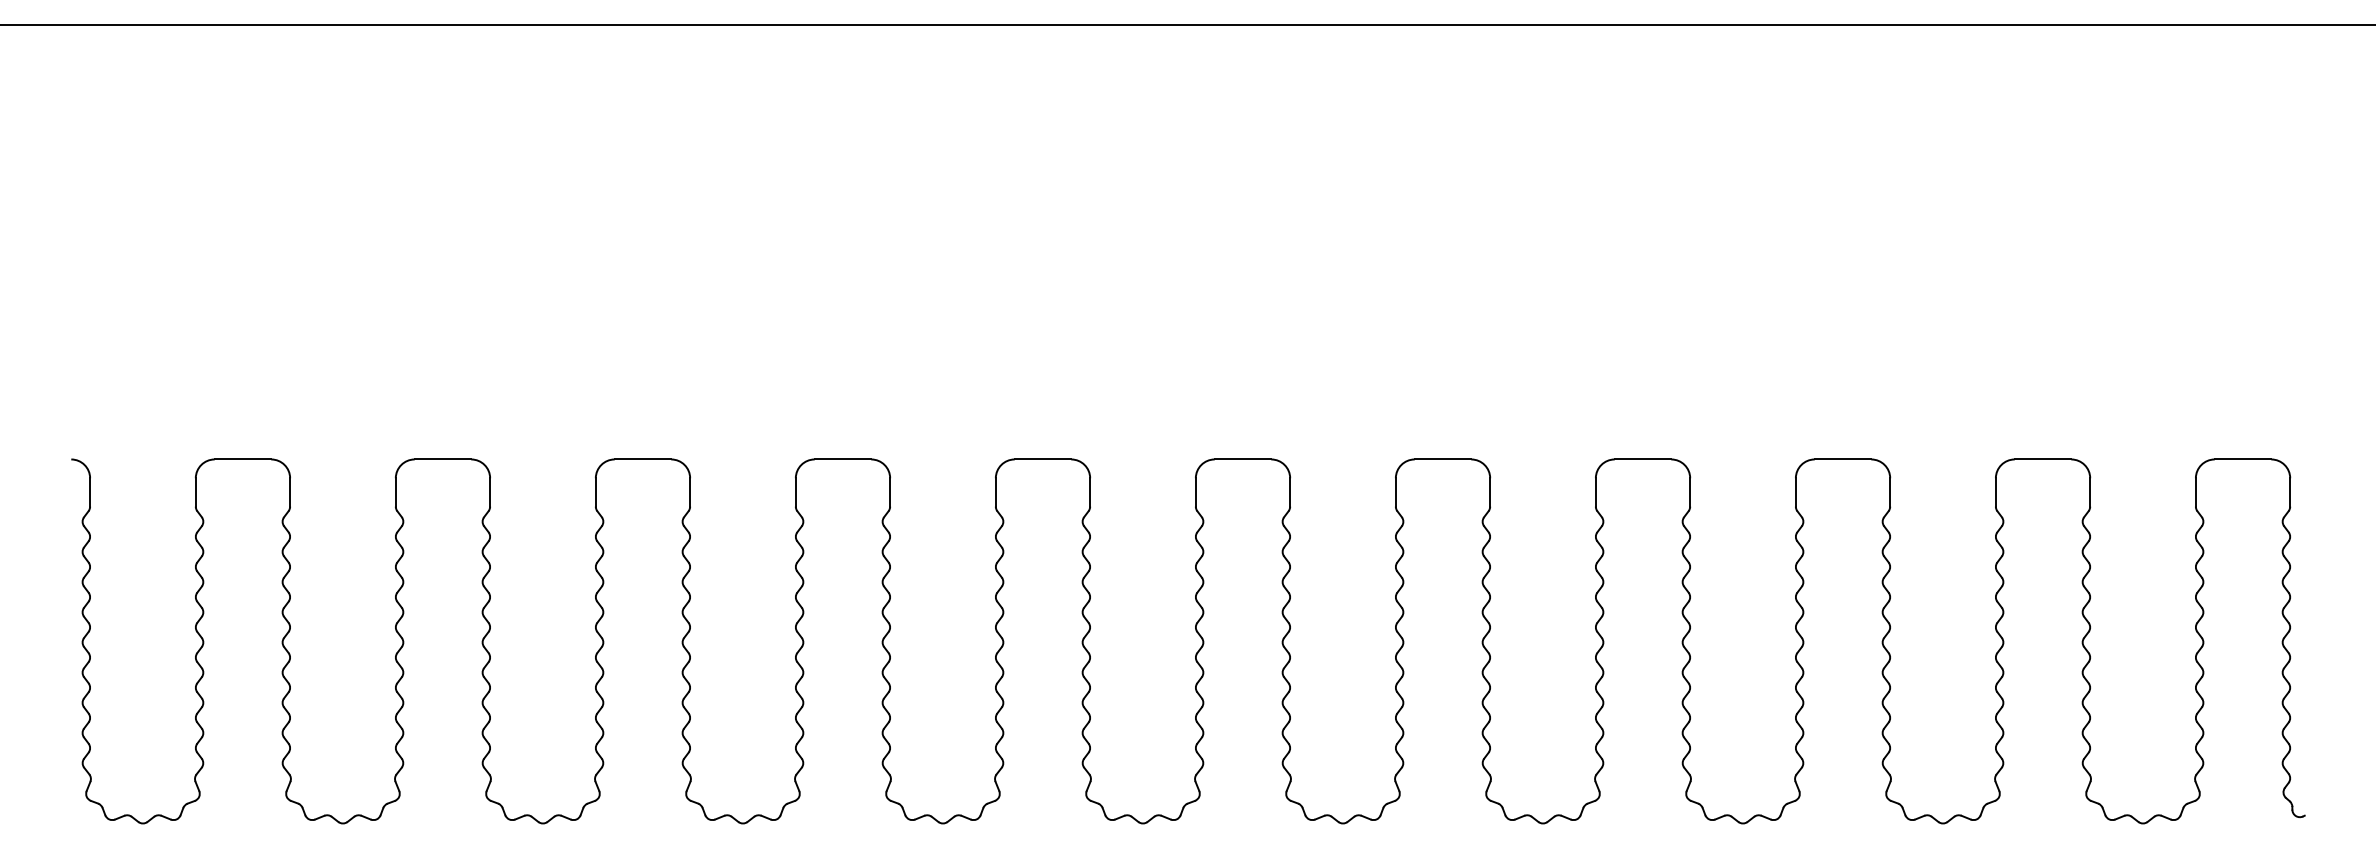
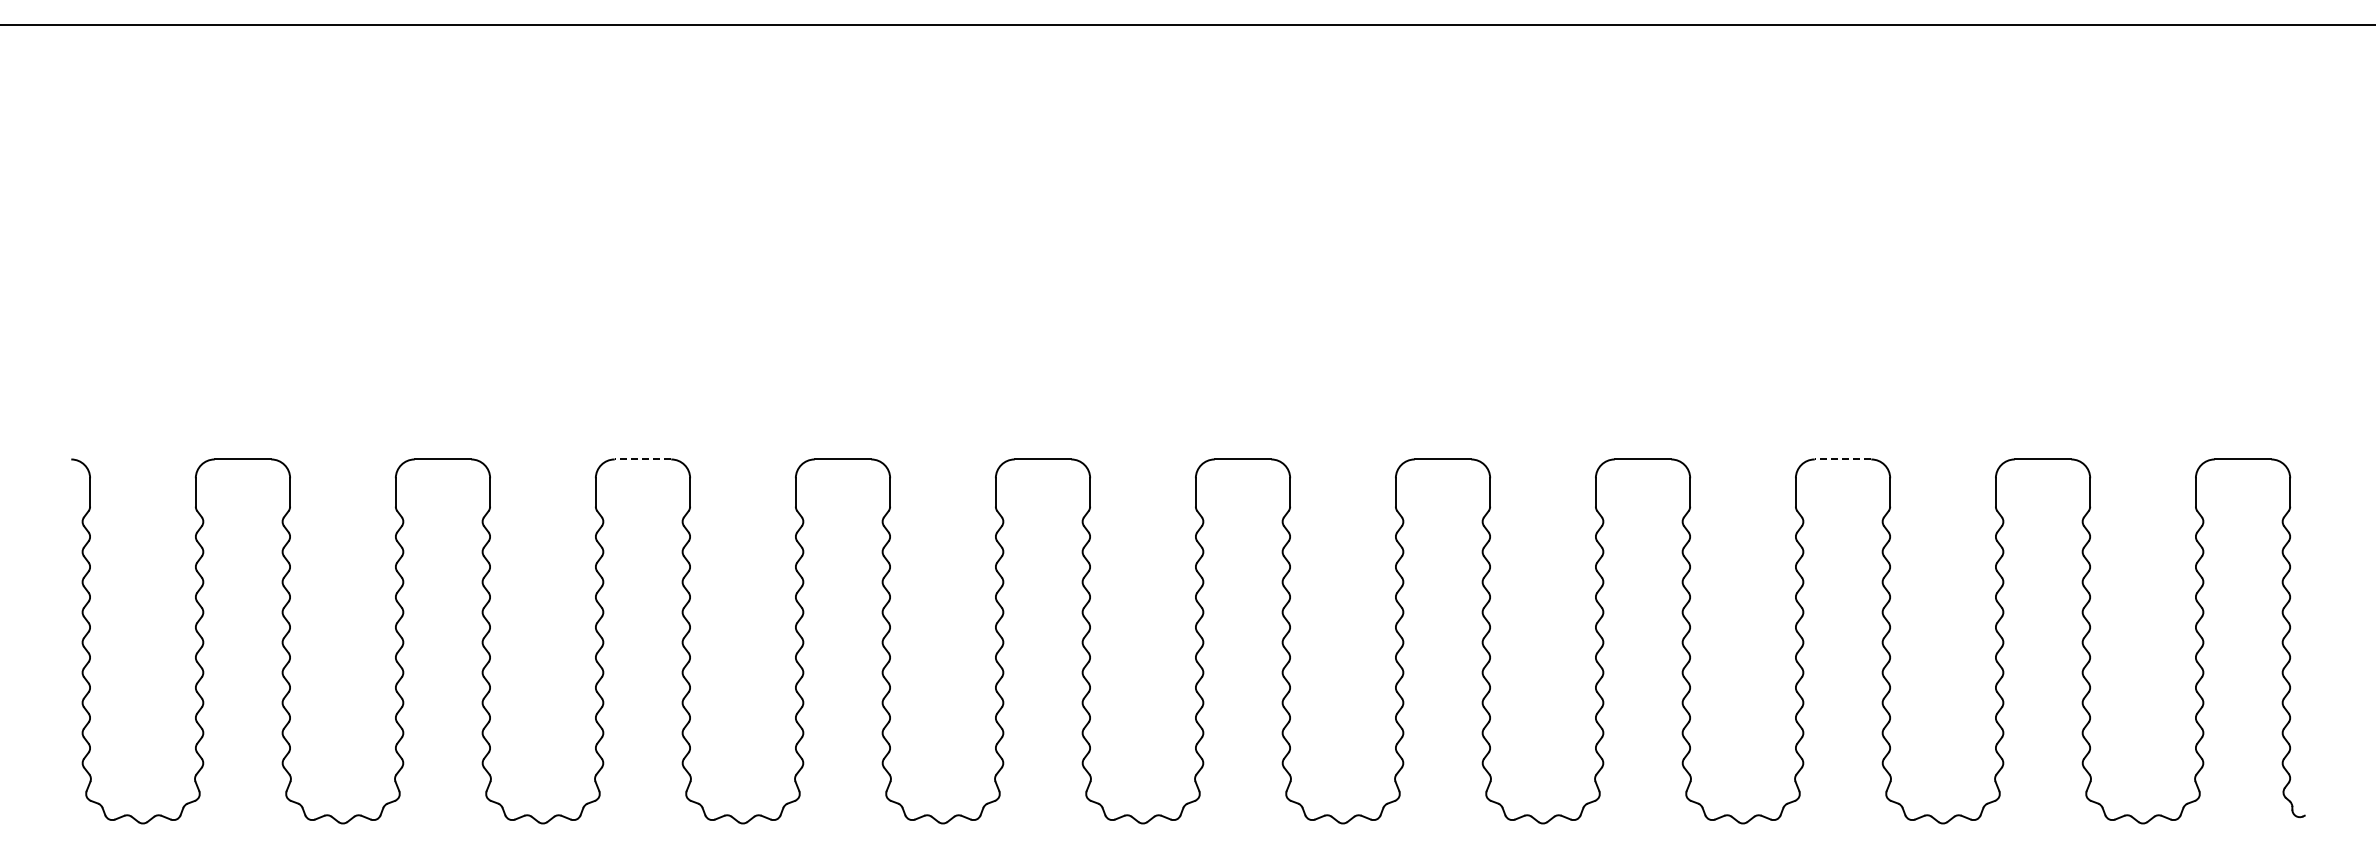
line: solid -> dashed (642, 459)
line: solid -> dashed (1842, 459)
